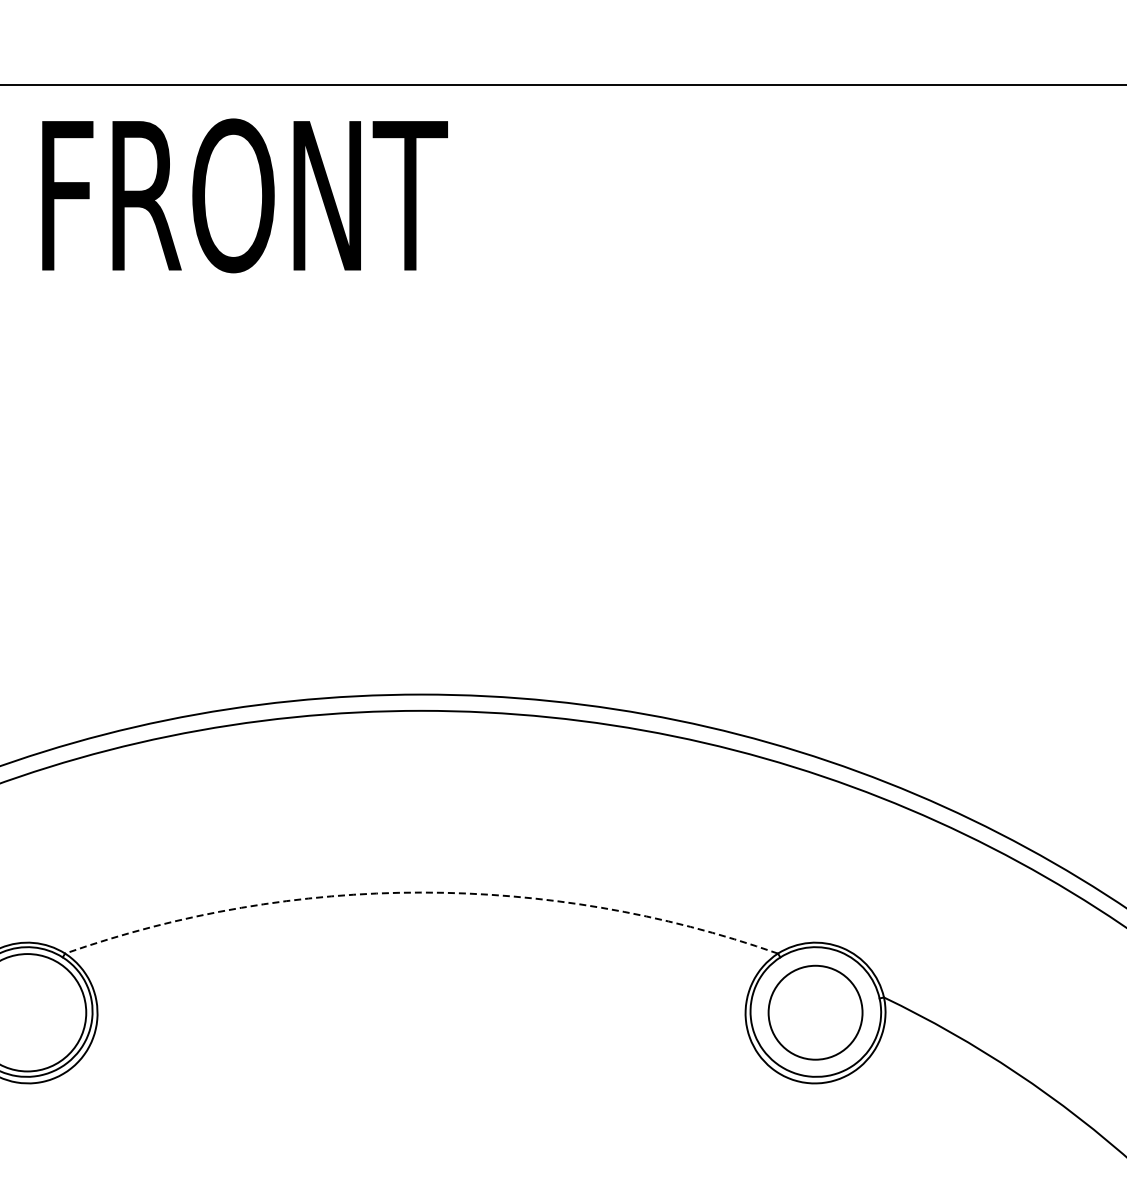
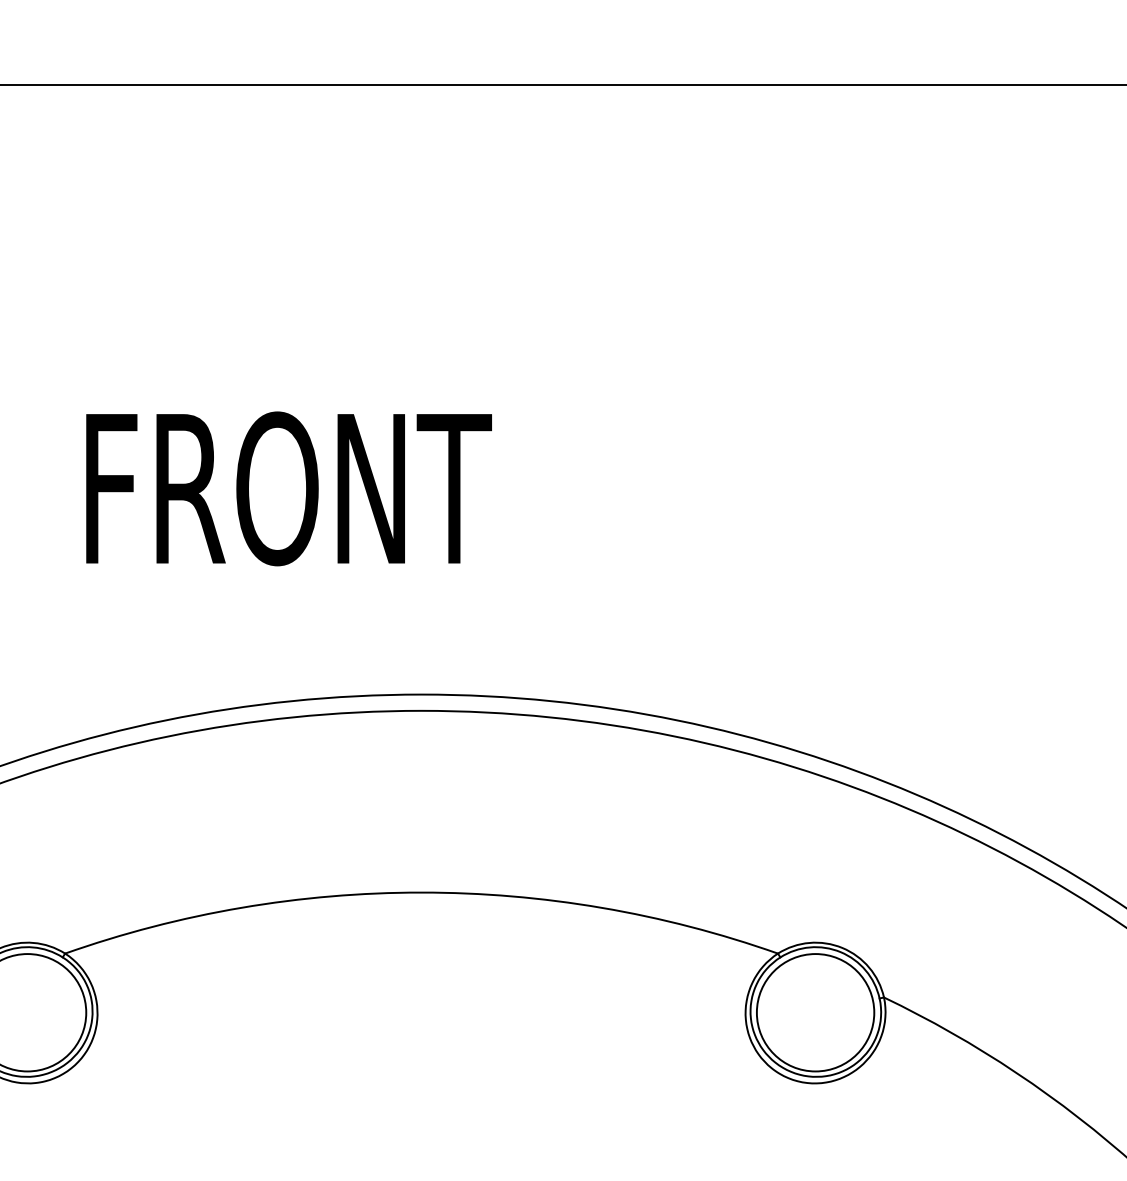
text position: (244, 195) -> (288, 488) (288, 488)
arc: dashed -> solid (421, 892)
circle diameter: 94 px -> 117 px (815, 1012)
